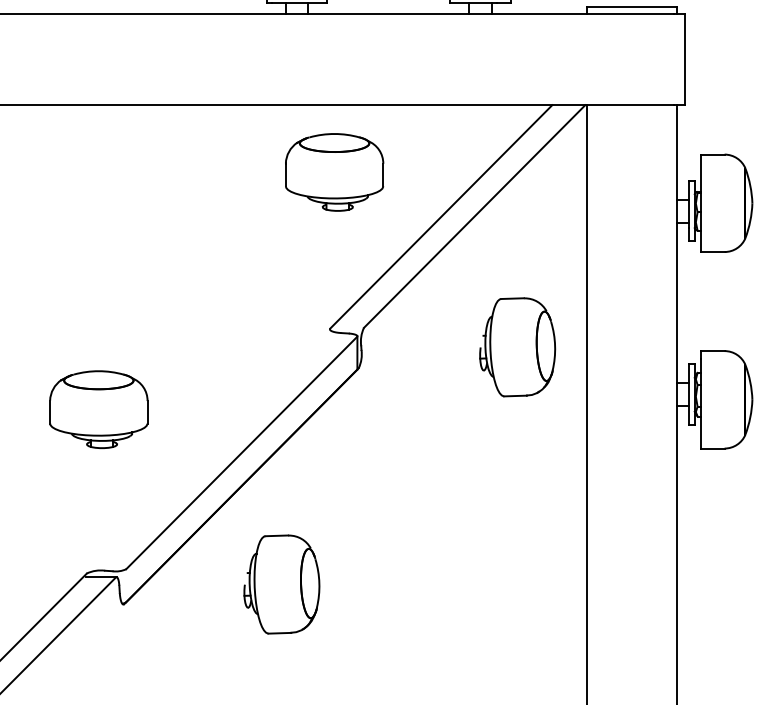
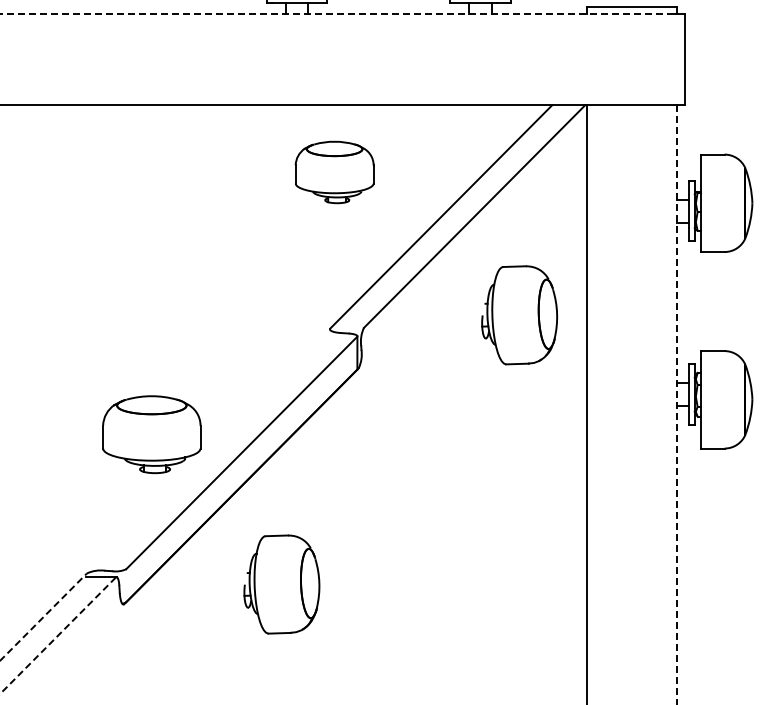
line: solid -> dashed (336, 14)
part size: 100x79 px -> 81x65 px (334, 172)
part position: (517, 347) -> (519, 315) (519, 315)
line: solid -> dashed (677, 406)
part position: (98, 409) -> (151, 434) (151, 434)
line: solid -> dashed (43, 616)
line: solid -> dashed (58, 635)
